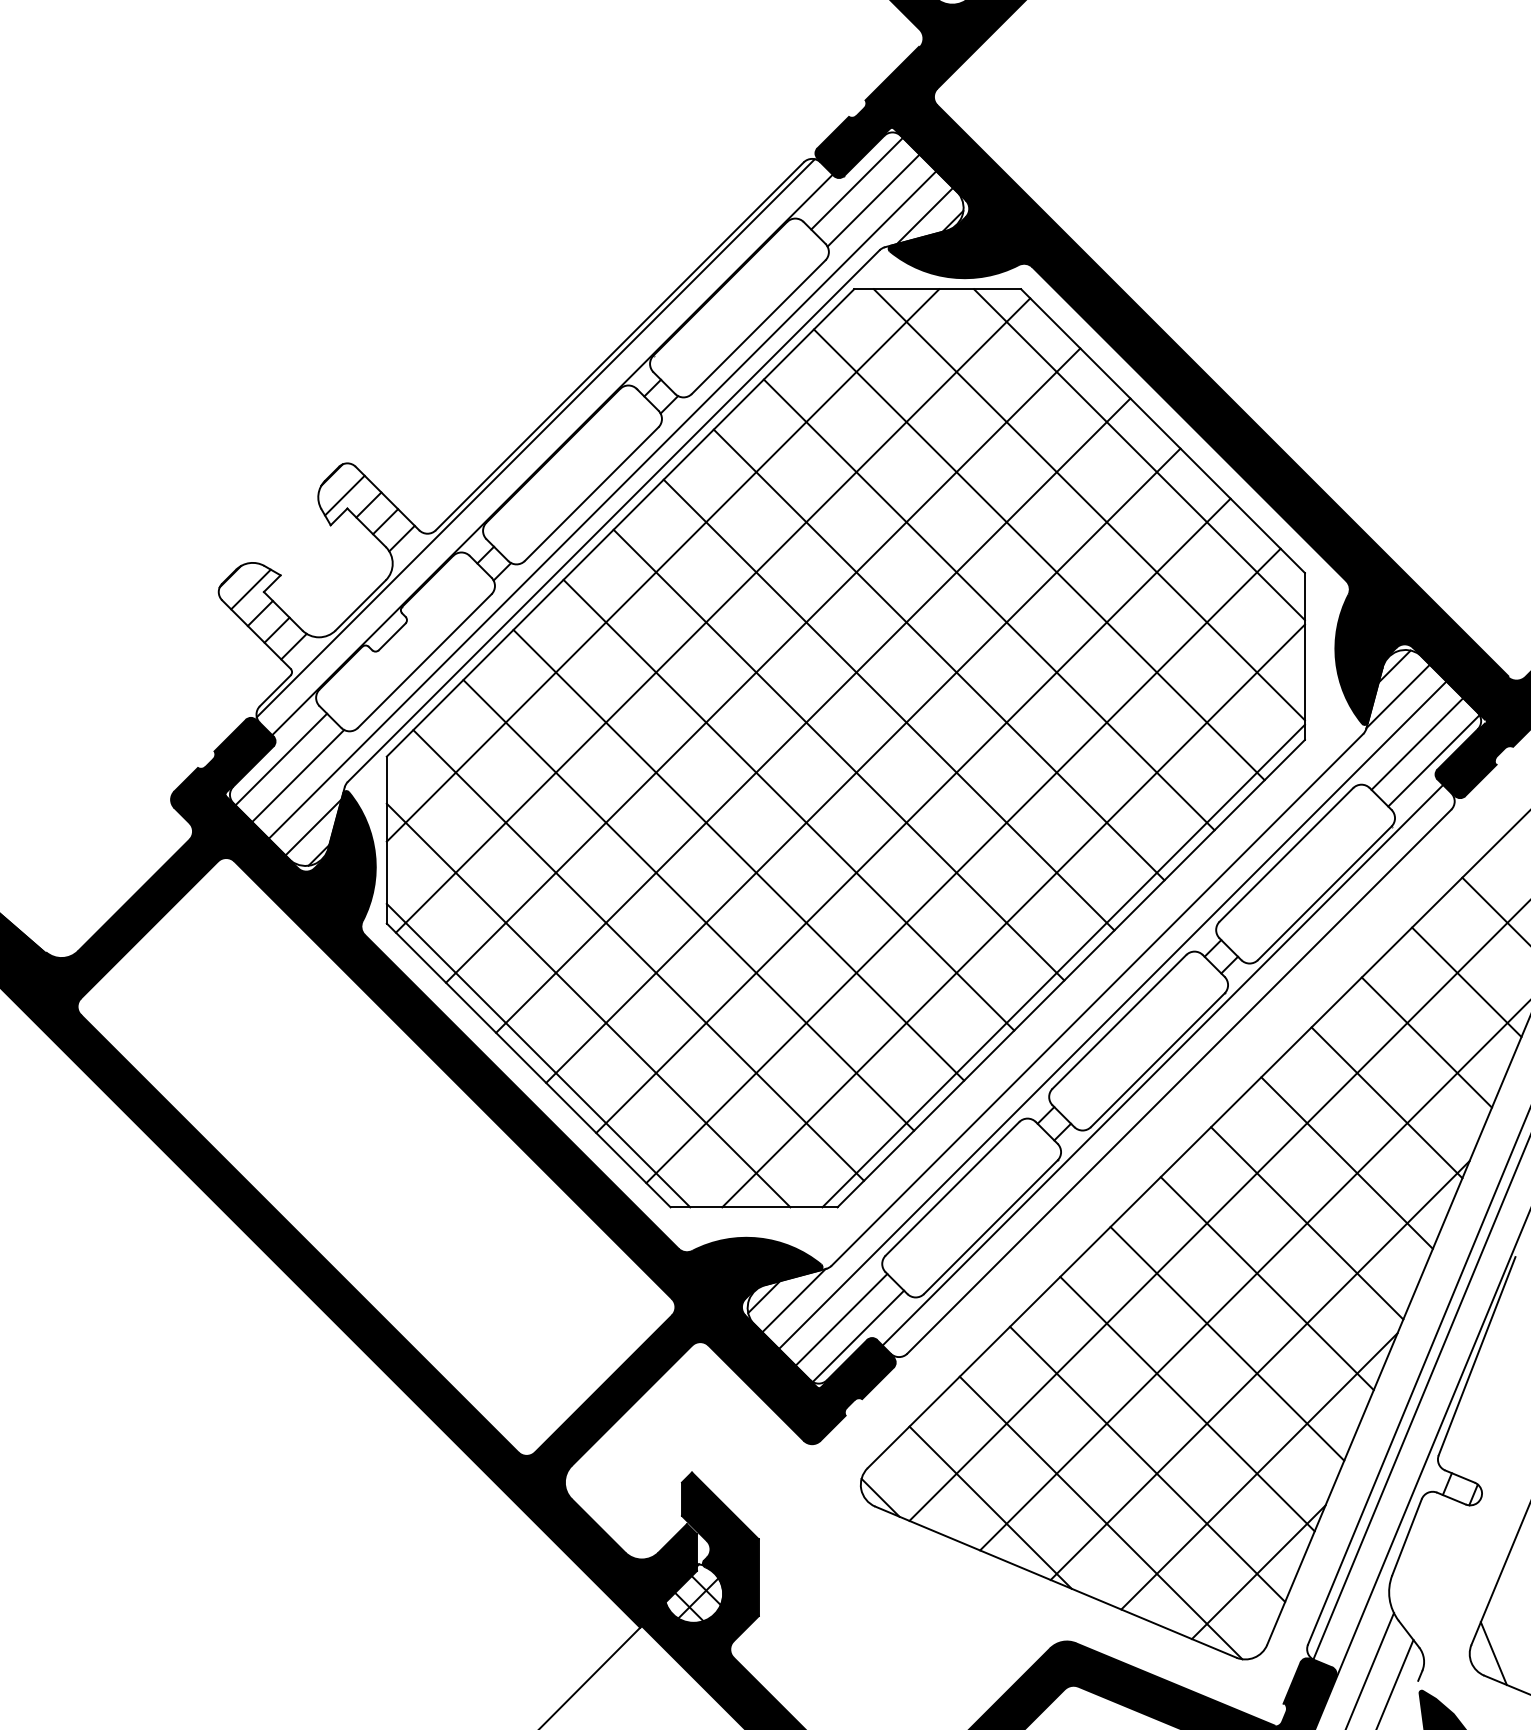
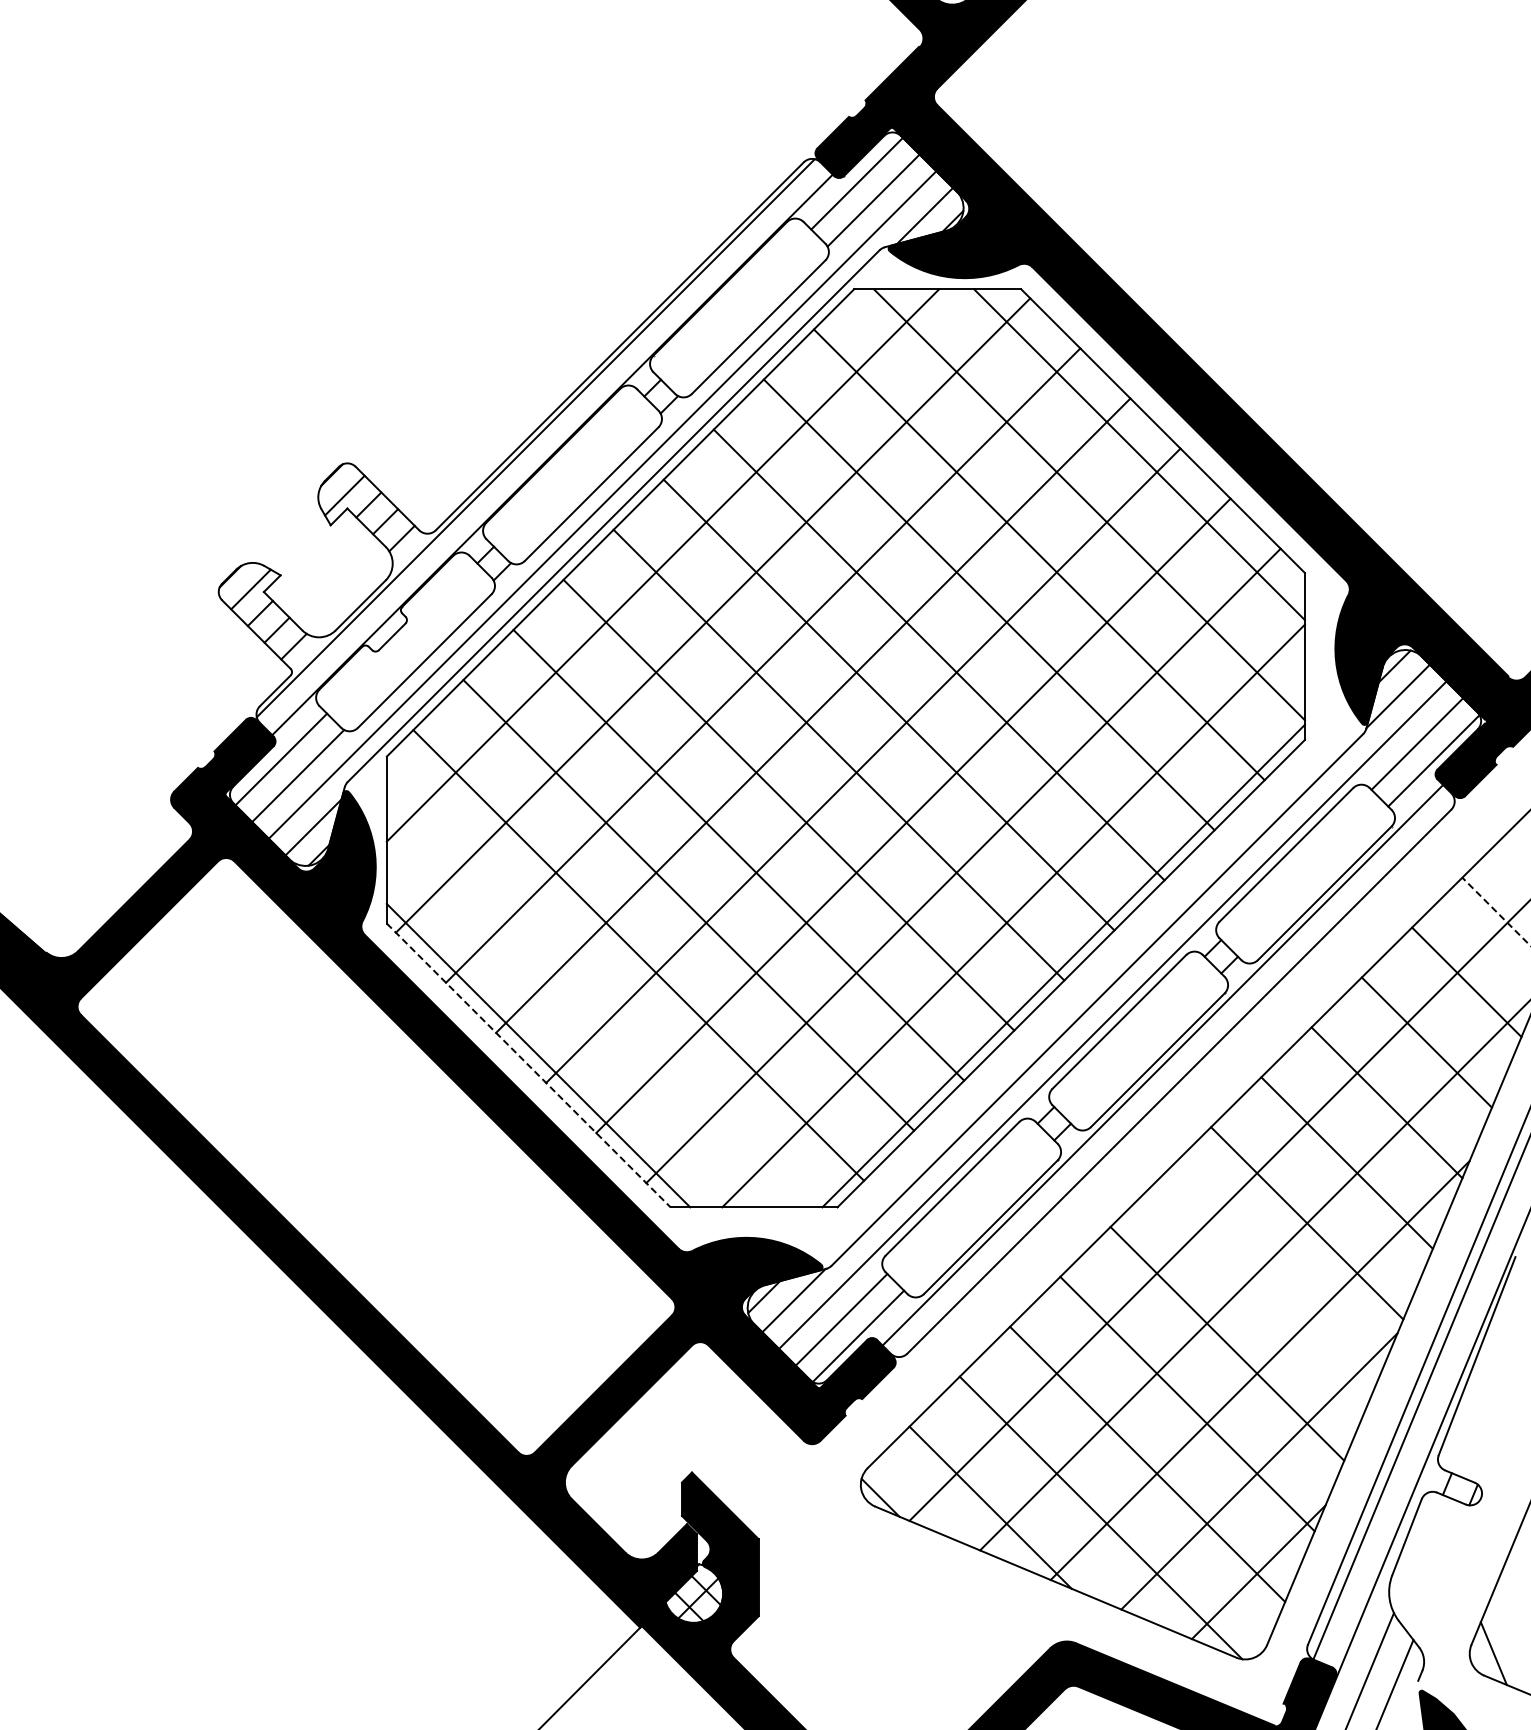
line: solid -> dashed (1496, 911)
line: present -> none (588, 1005)
line: solid -> dashed (528, 1065)
line: present -> none (1266, 1283)
